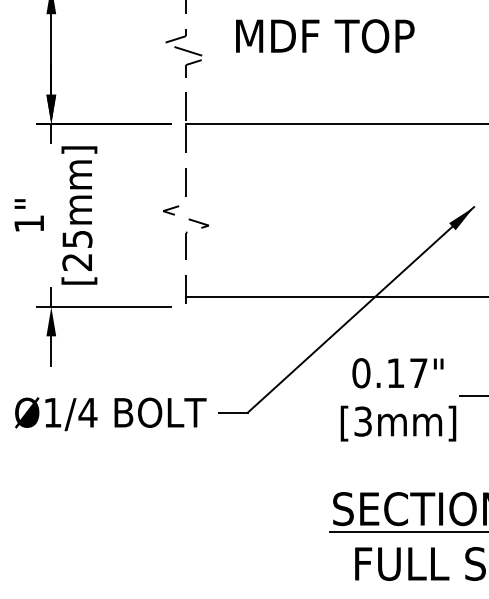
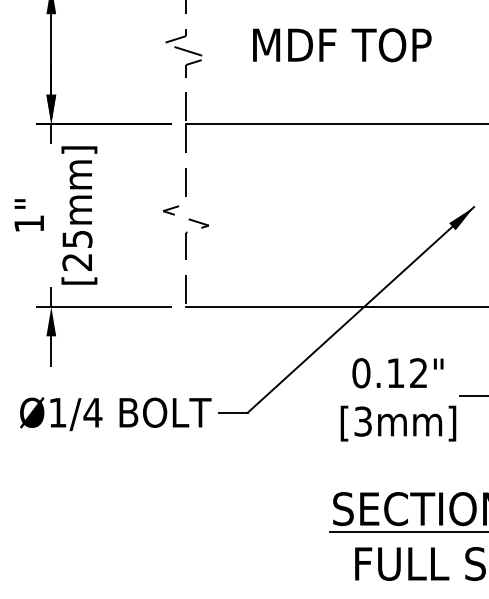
text position: (325, 36) -> (342, 45) (342, 45)
line position: (335, 297) -> (335, 307) (335, 307)
text: 0.17" -> 0.12" (418, 372)
text position: (110, 414) -> (115, 414) (115, 414)
